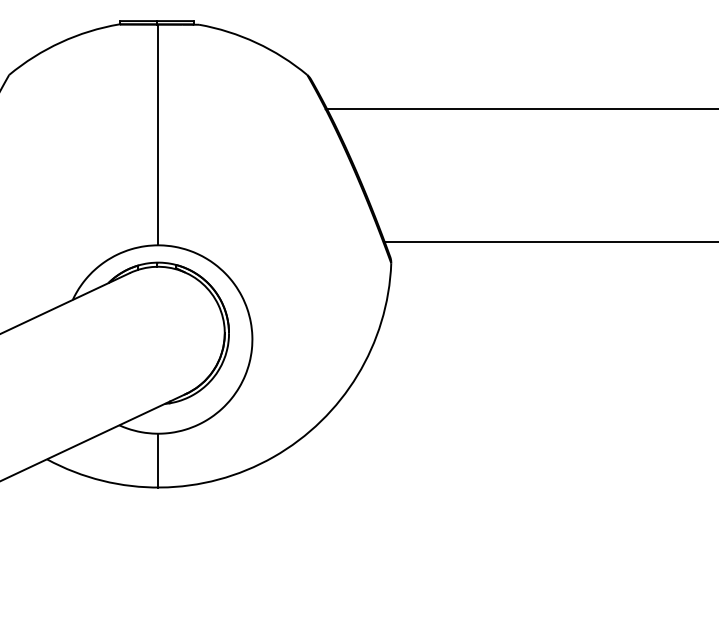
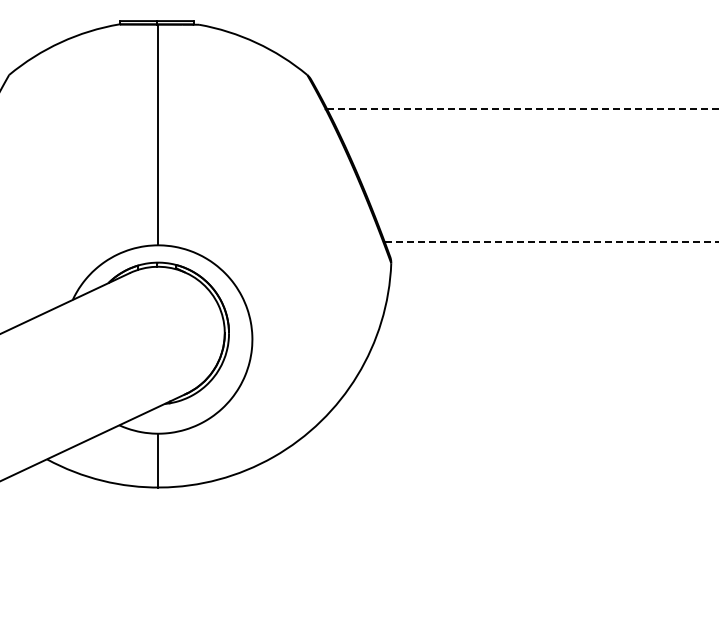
line: solid -> dashed (522, 108)
line: solid -> dashed (551, 241)
